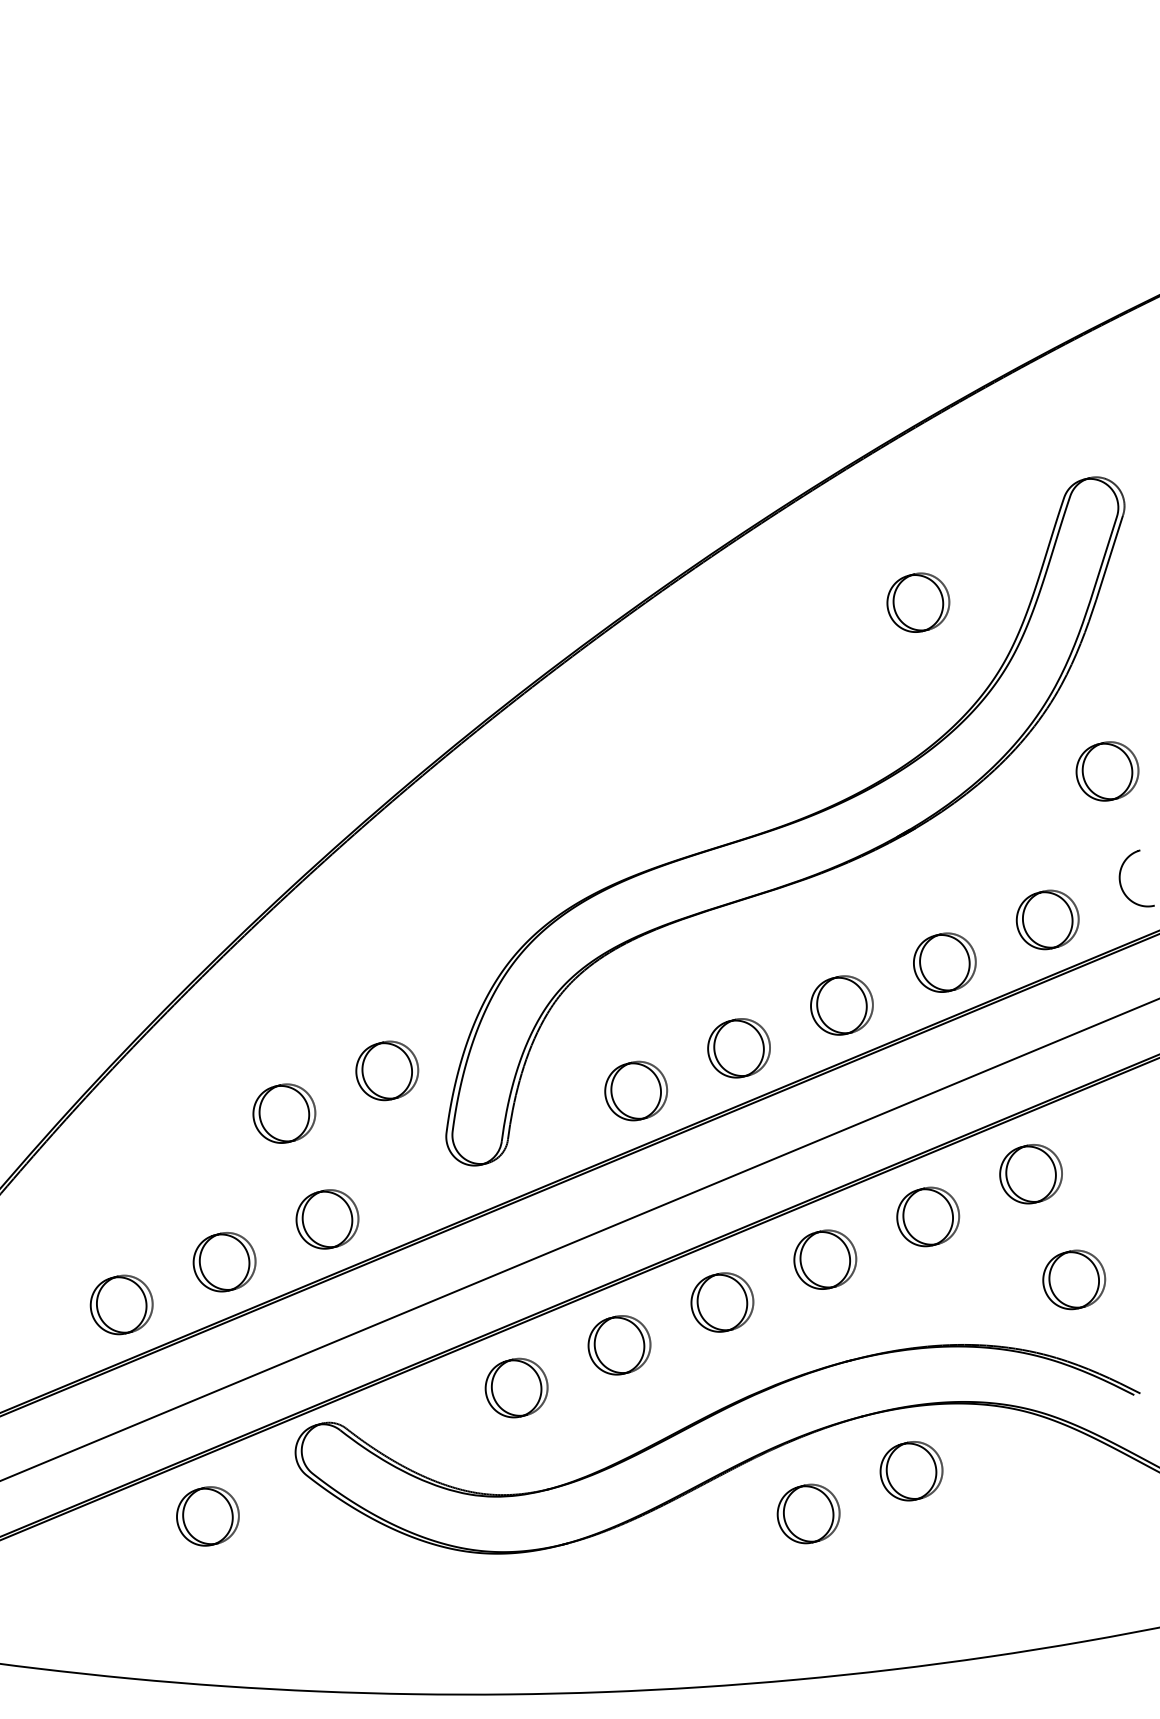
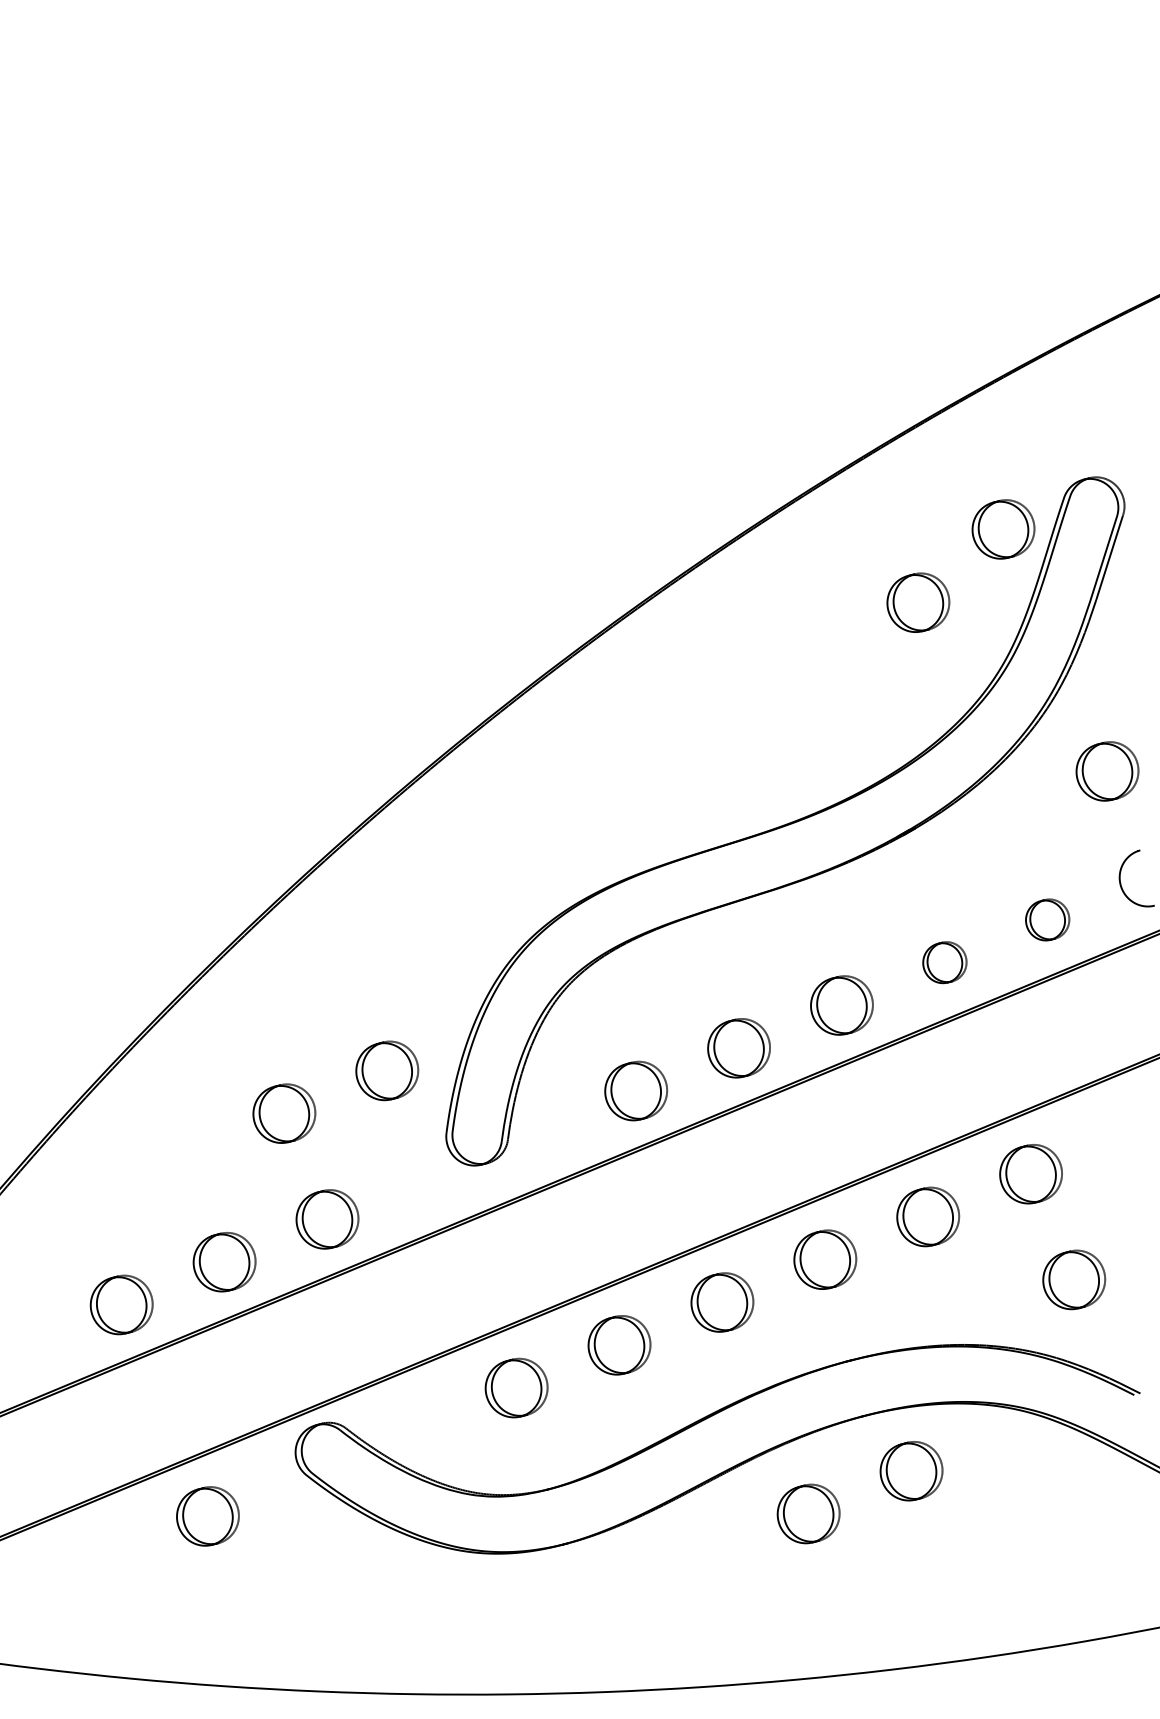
part: none -> present (1003, 529)
part size: 65x62 px -> 46x44 px (1047, 919)
part size: 64x61 px -> 46x44 px (944, 962)
line: present -> none (579, 1239)
